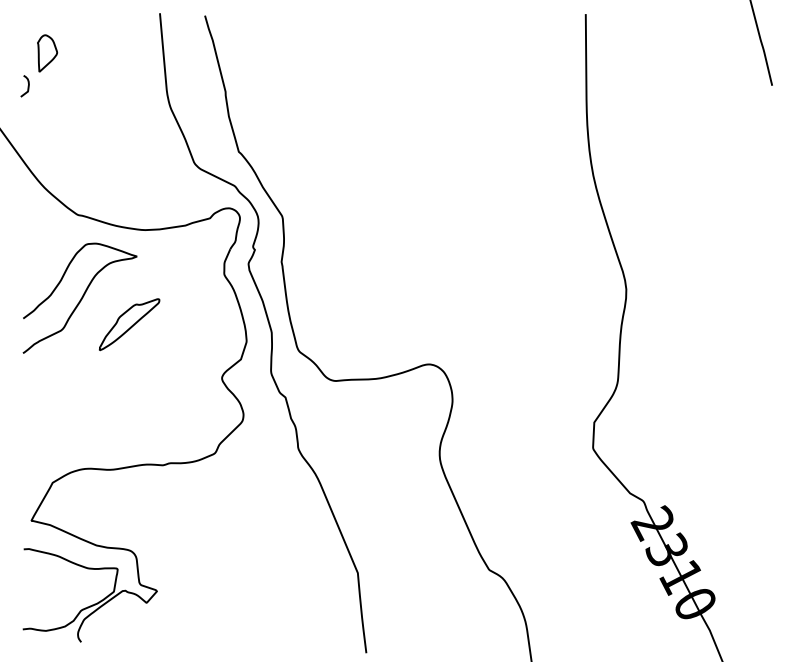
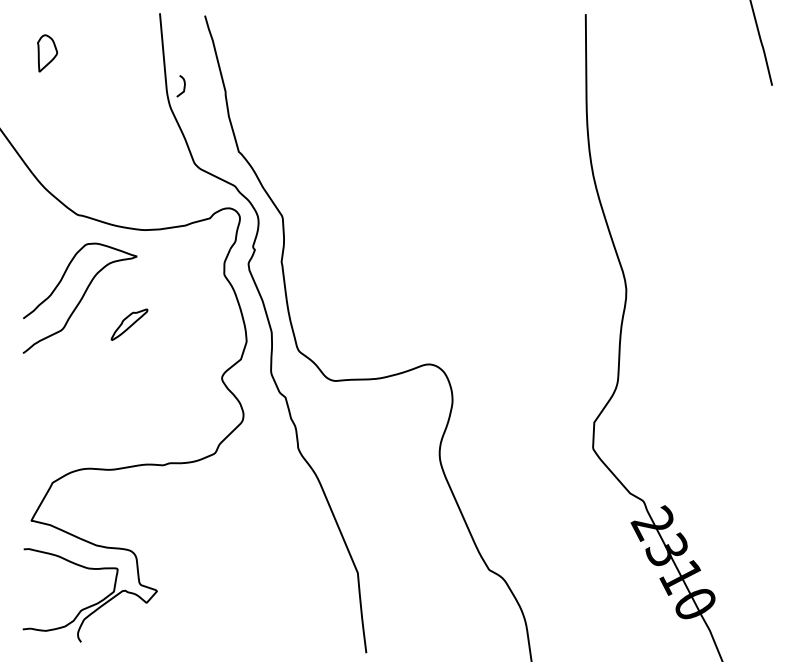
curve position: (27, 86) -> (183, 86) (183, 86)
part size: 63x54 px -> 39x33 px (129, 324)
